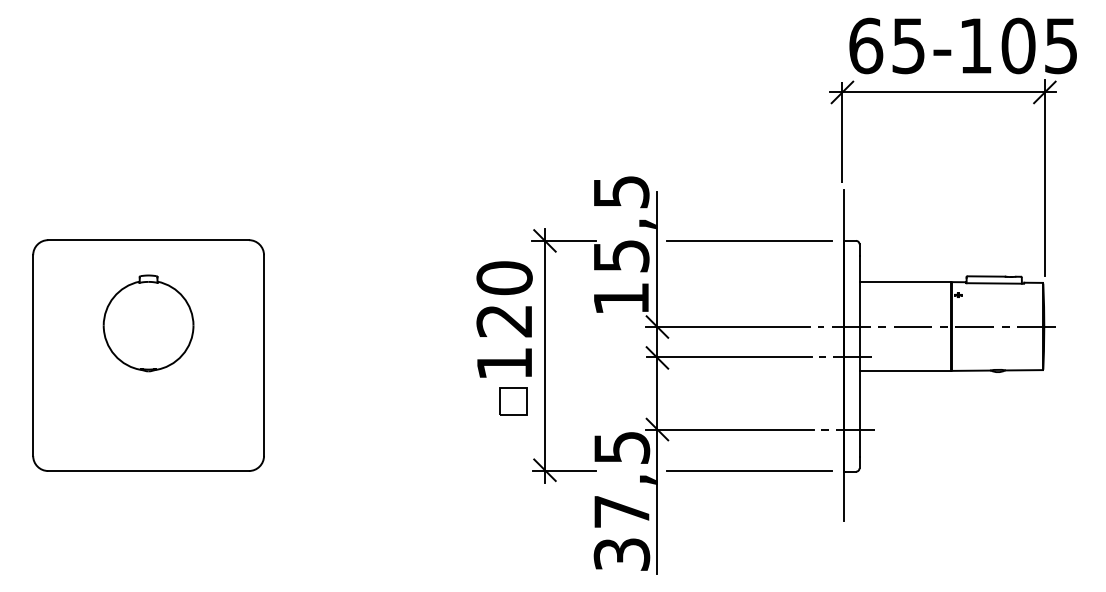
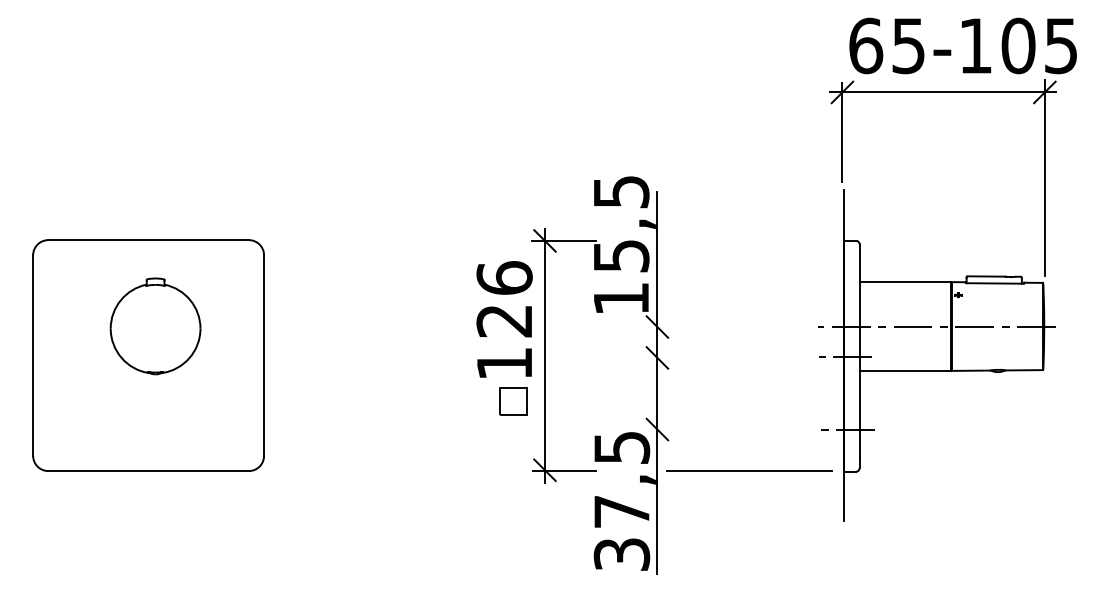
line: present -> none (748, 240)
text: 120 -> 126 (504, 278)
part position: (148, 323) -> (155, 326) (155, 326)
line: present -> none (727, 327)
line: present -> none (729, 357)
line: present -> none (729, 429)
